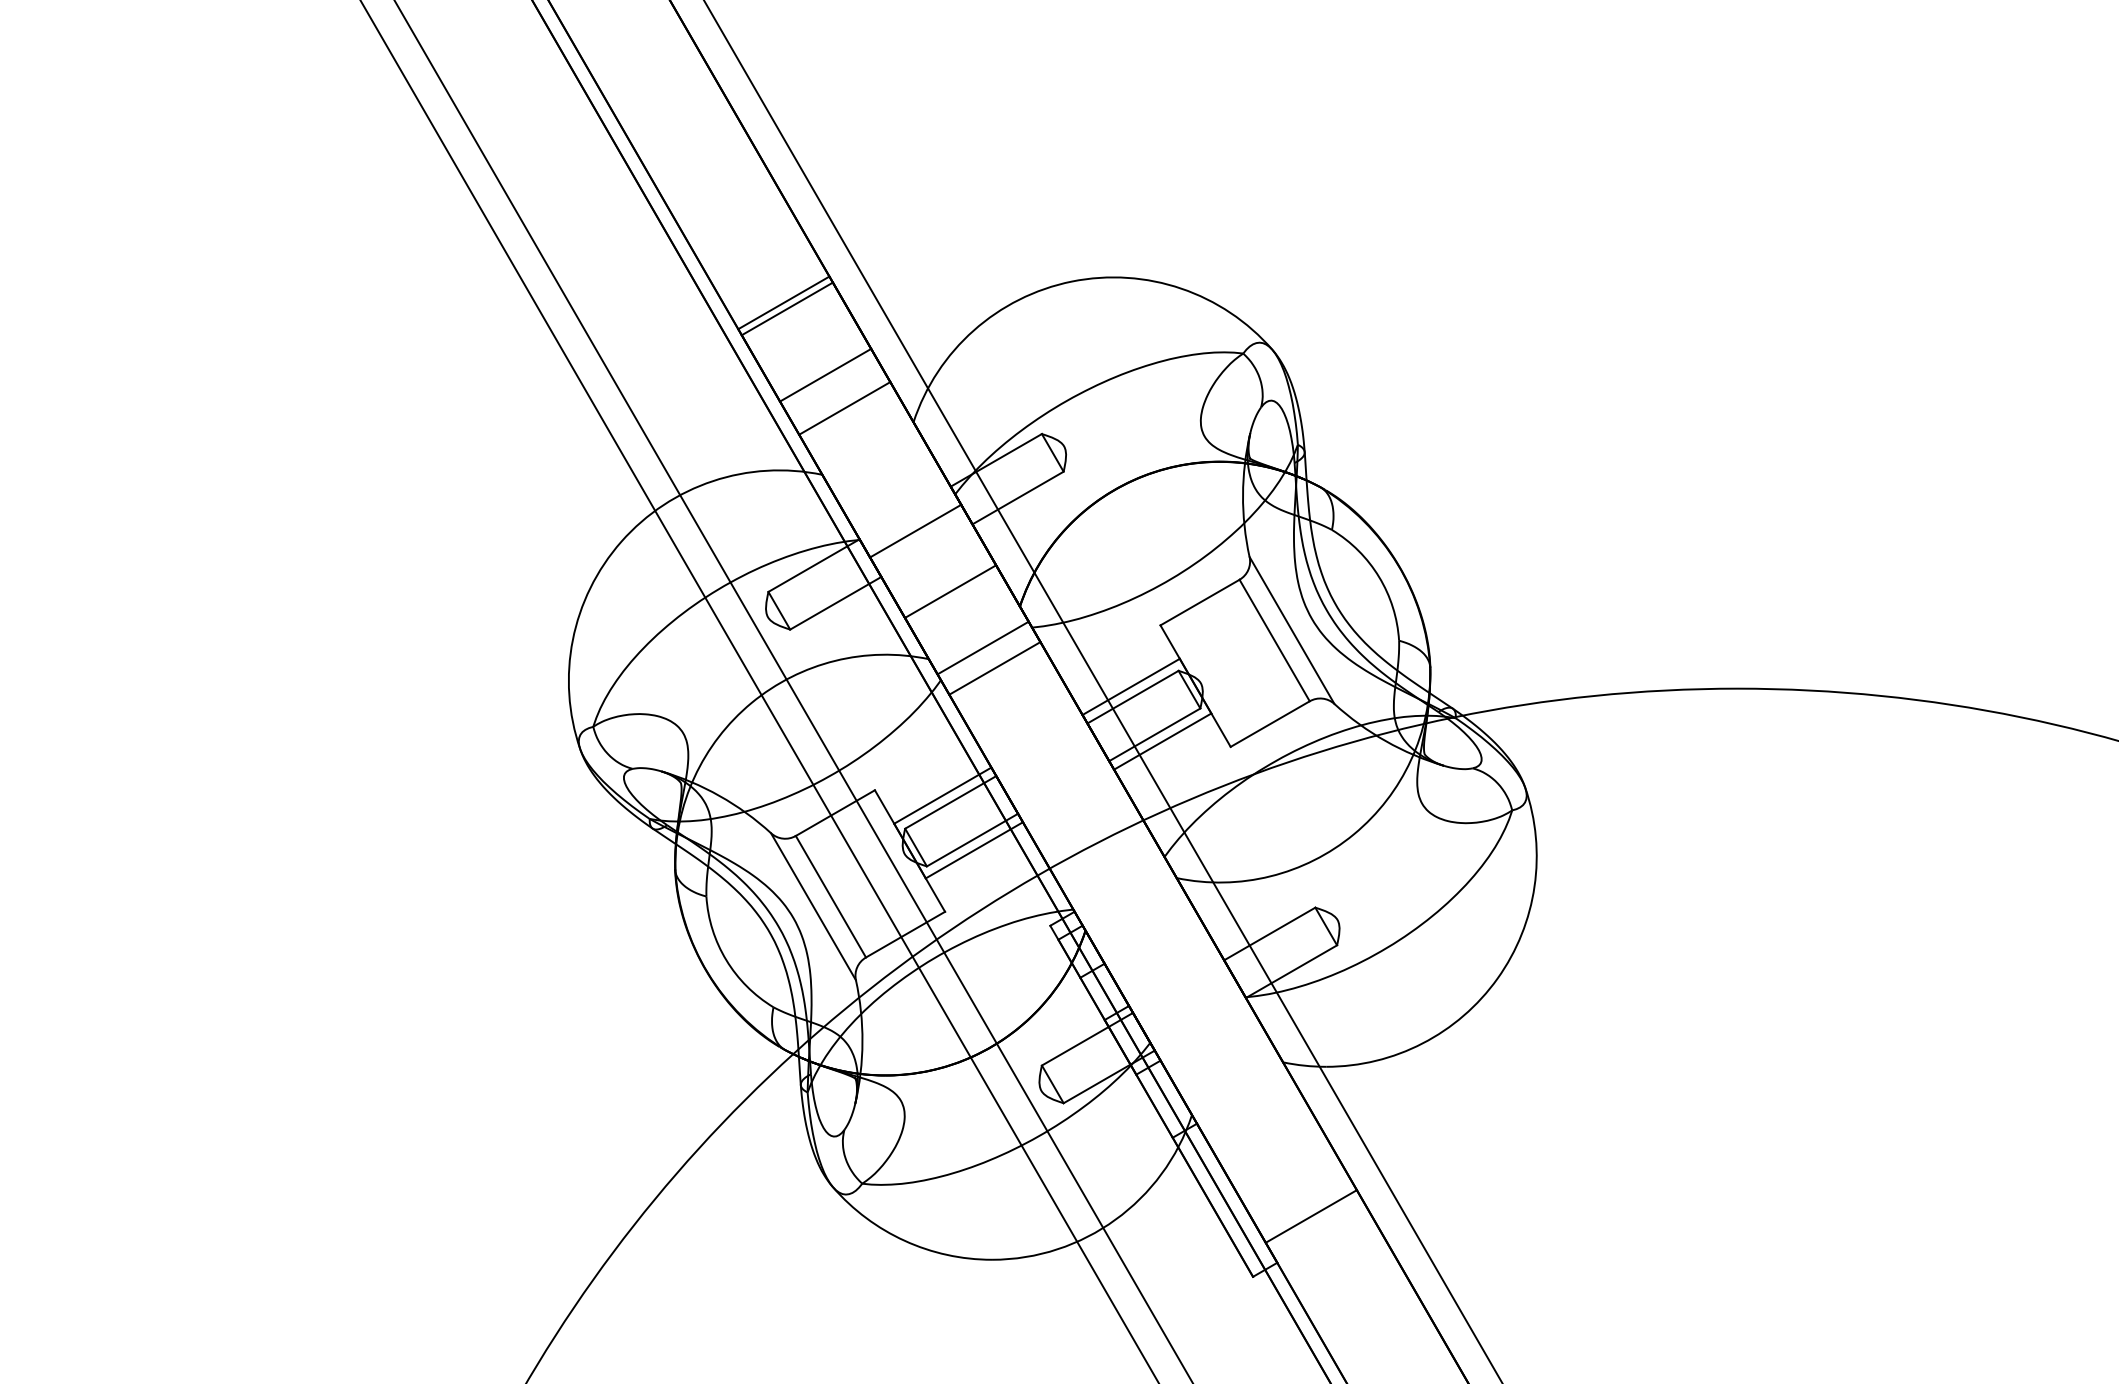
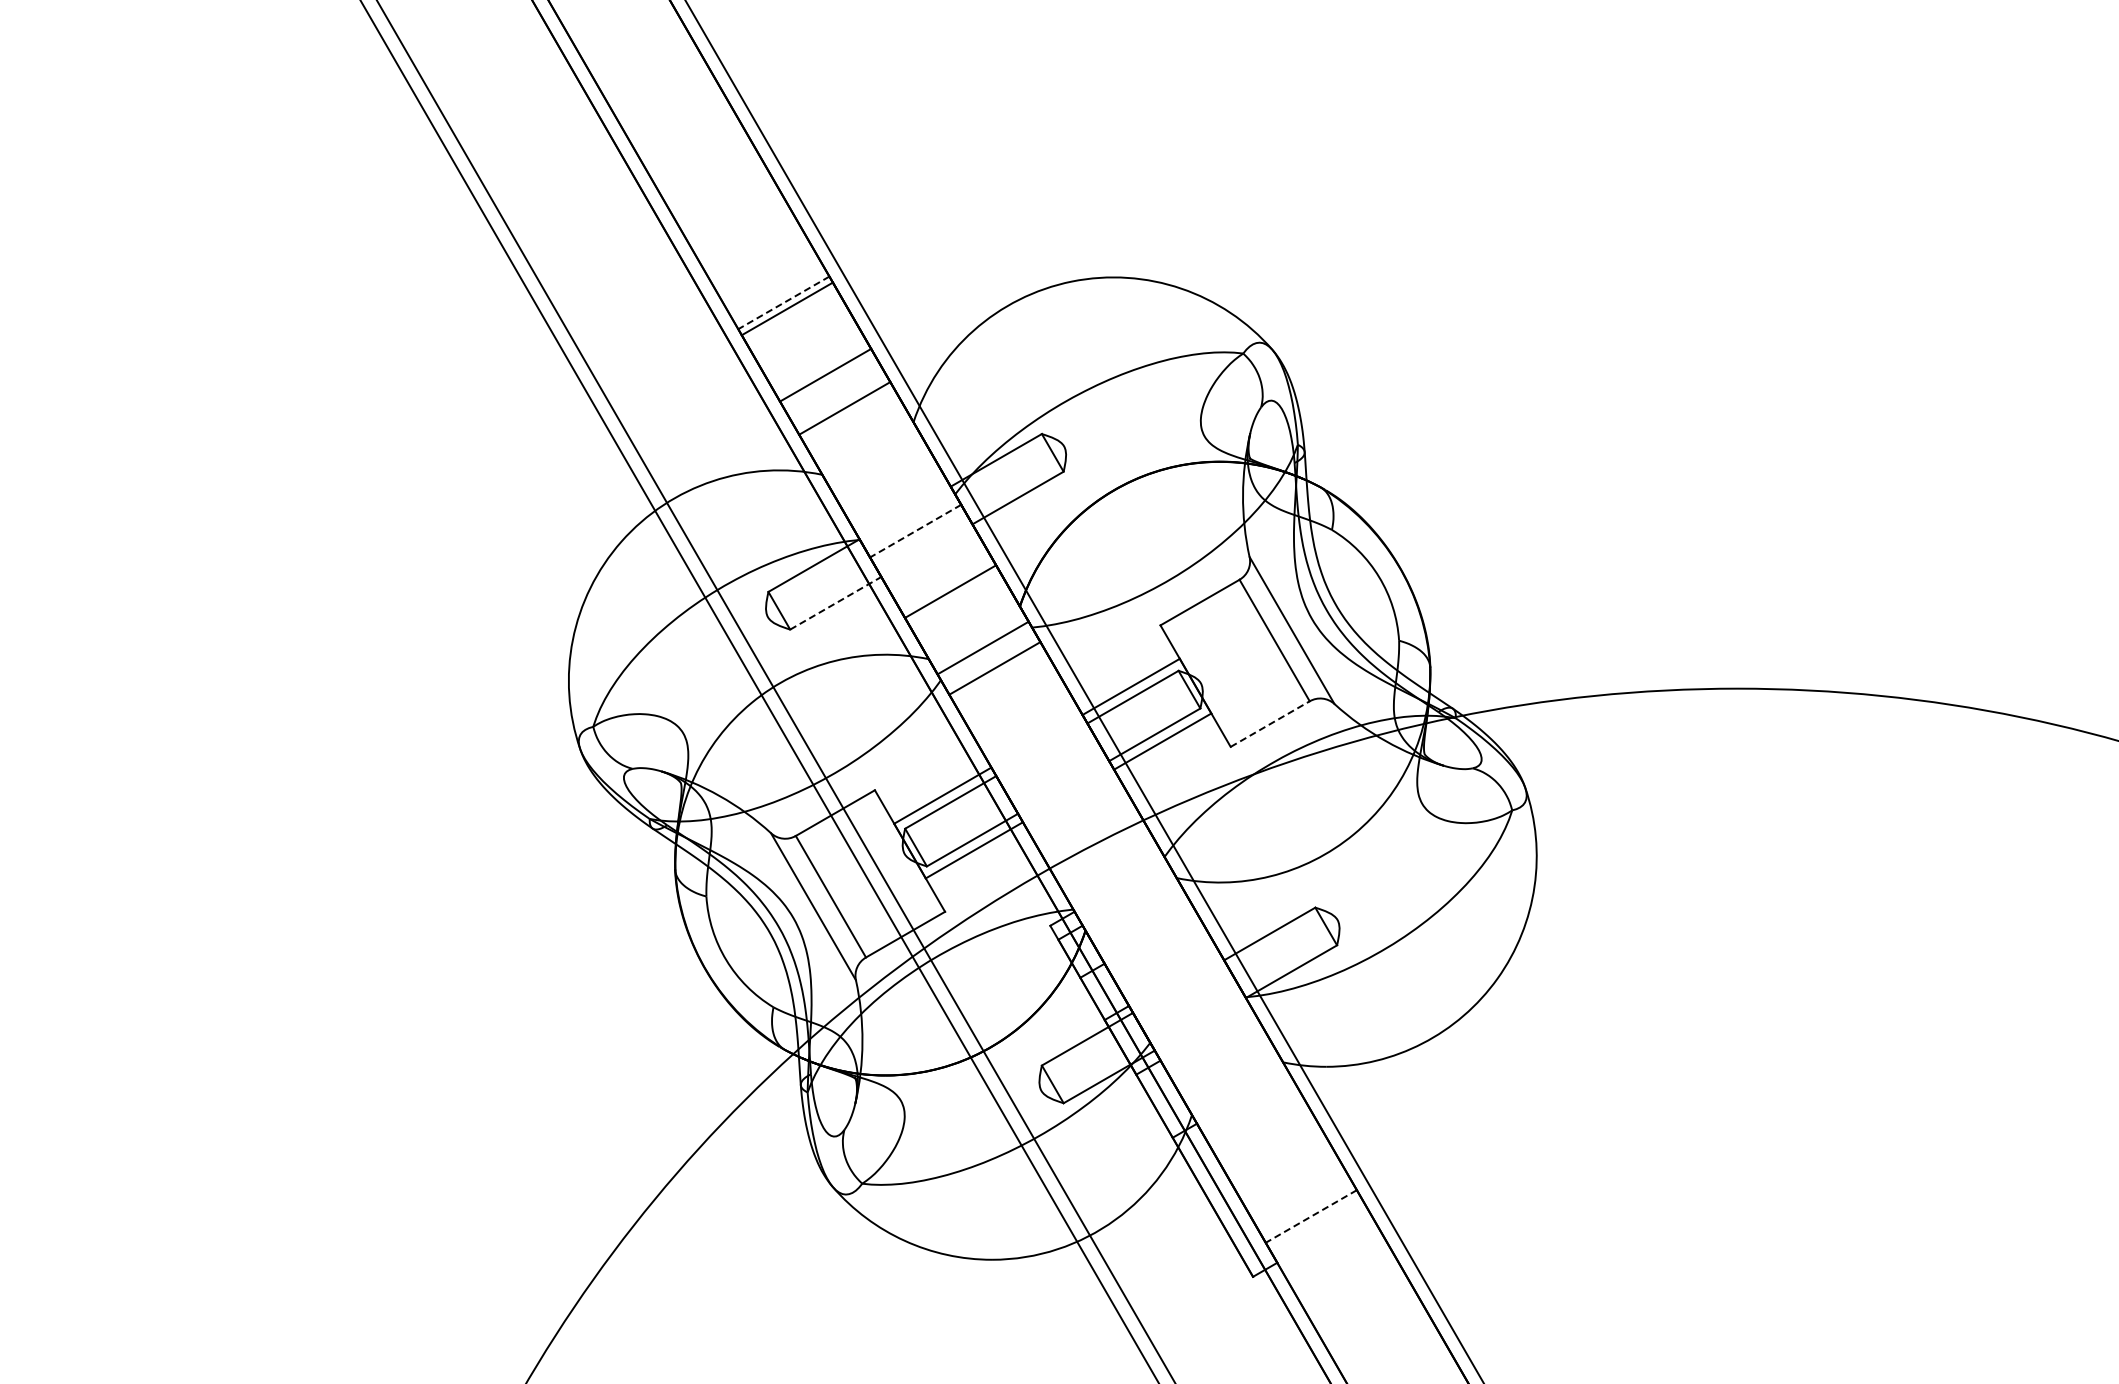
line: solid -> dashed (783, 302)
line: solid -> dashed (915, 531)
line: solid -> dashed (835, 603)
line position: (793, 691) -> (775, 691) (775, 691)
line position: (1102, 691) -> (1084, 691) (1084, 691)
line: solid -> dashed (1270, 724)
line: solid -> dashed (1311, 1216)
